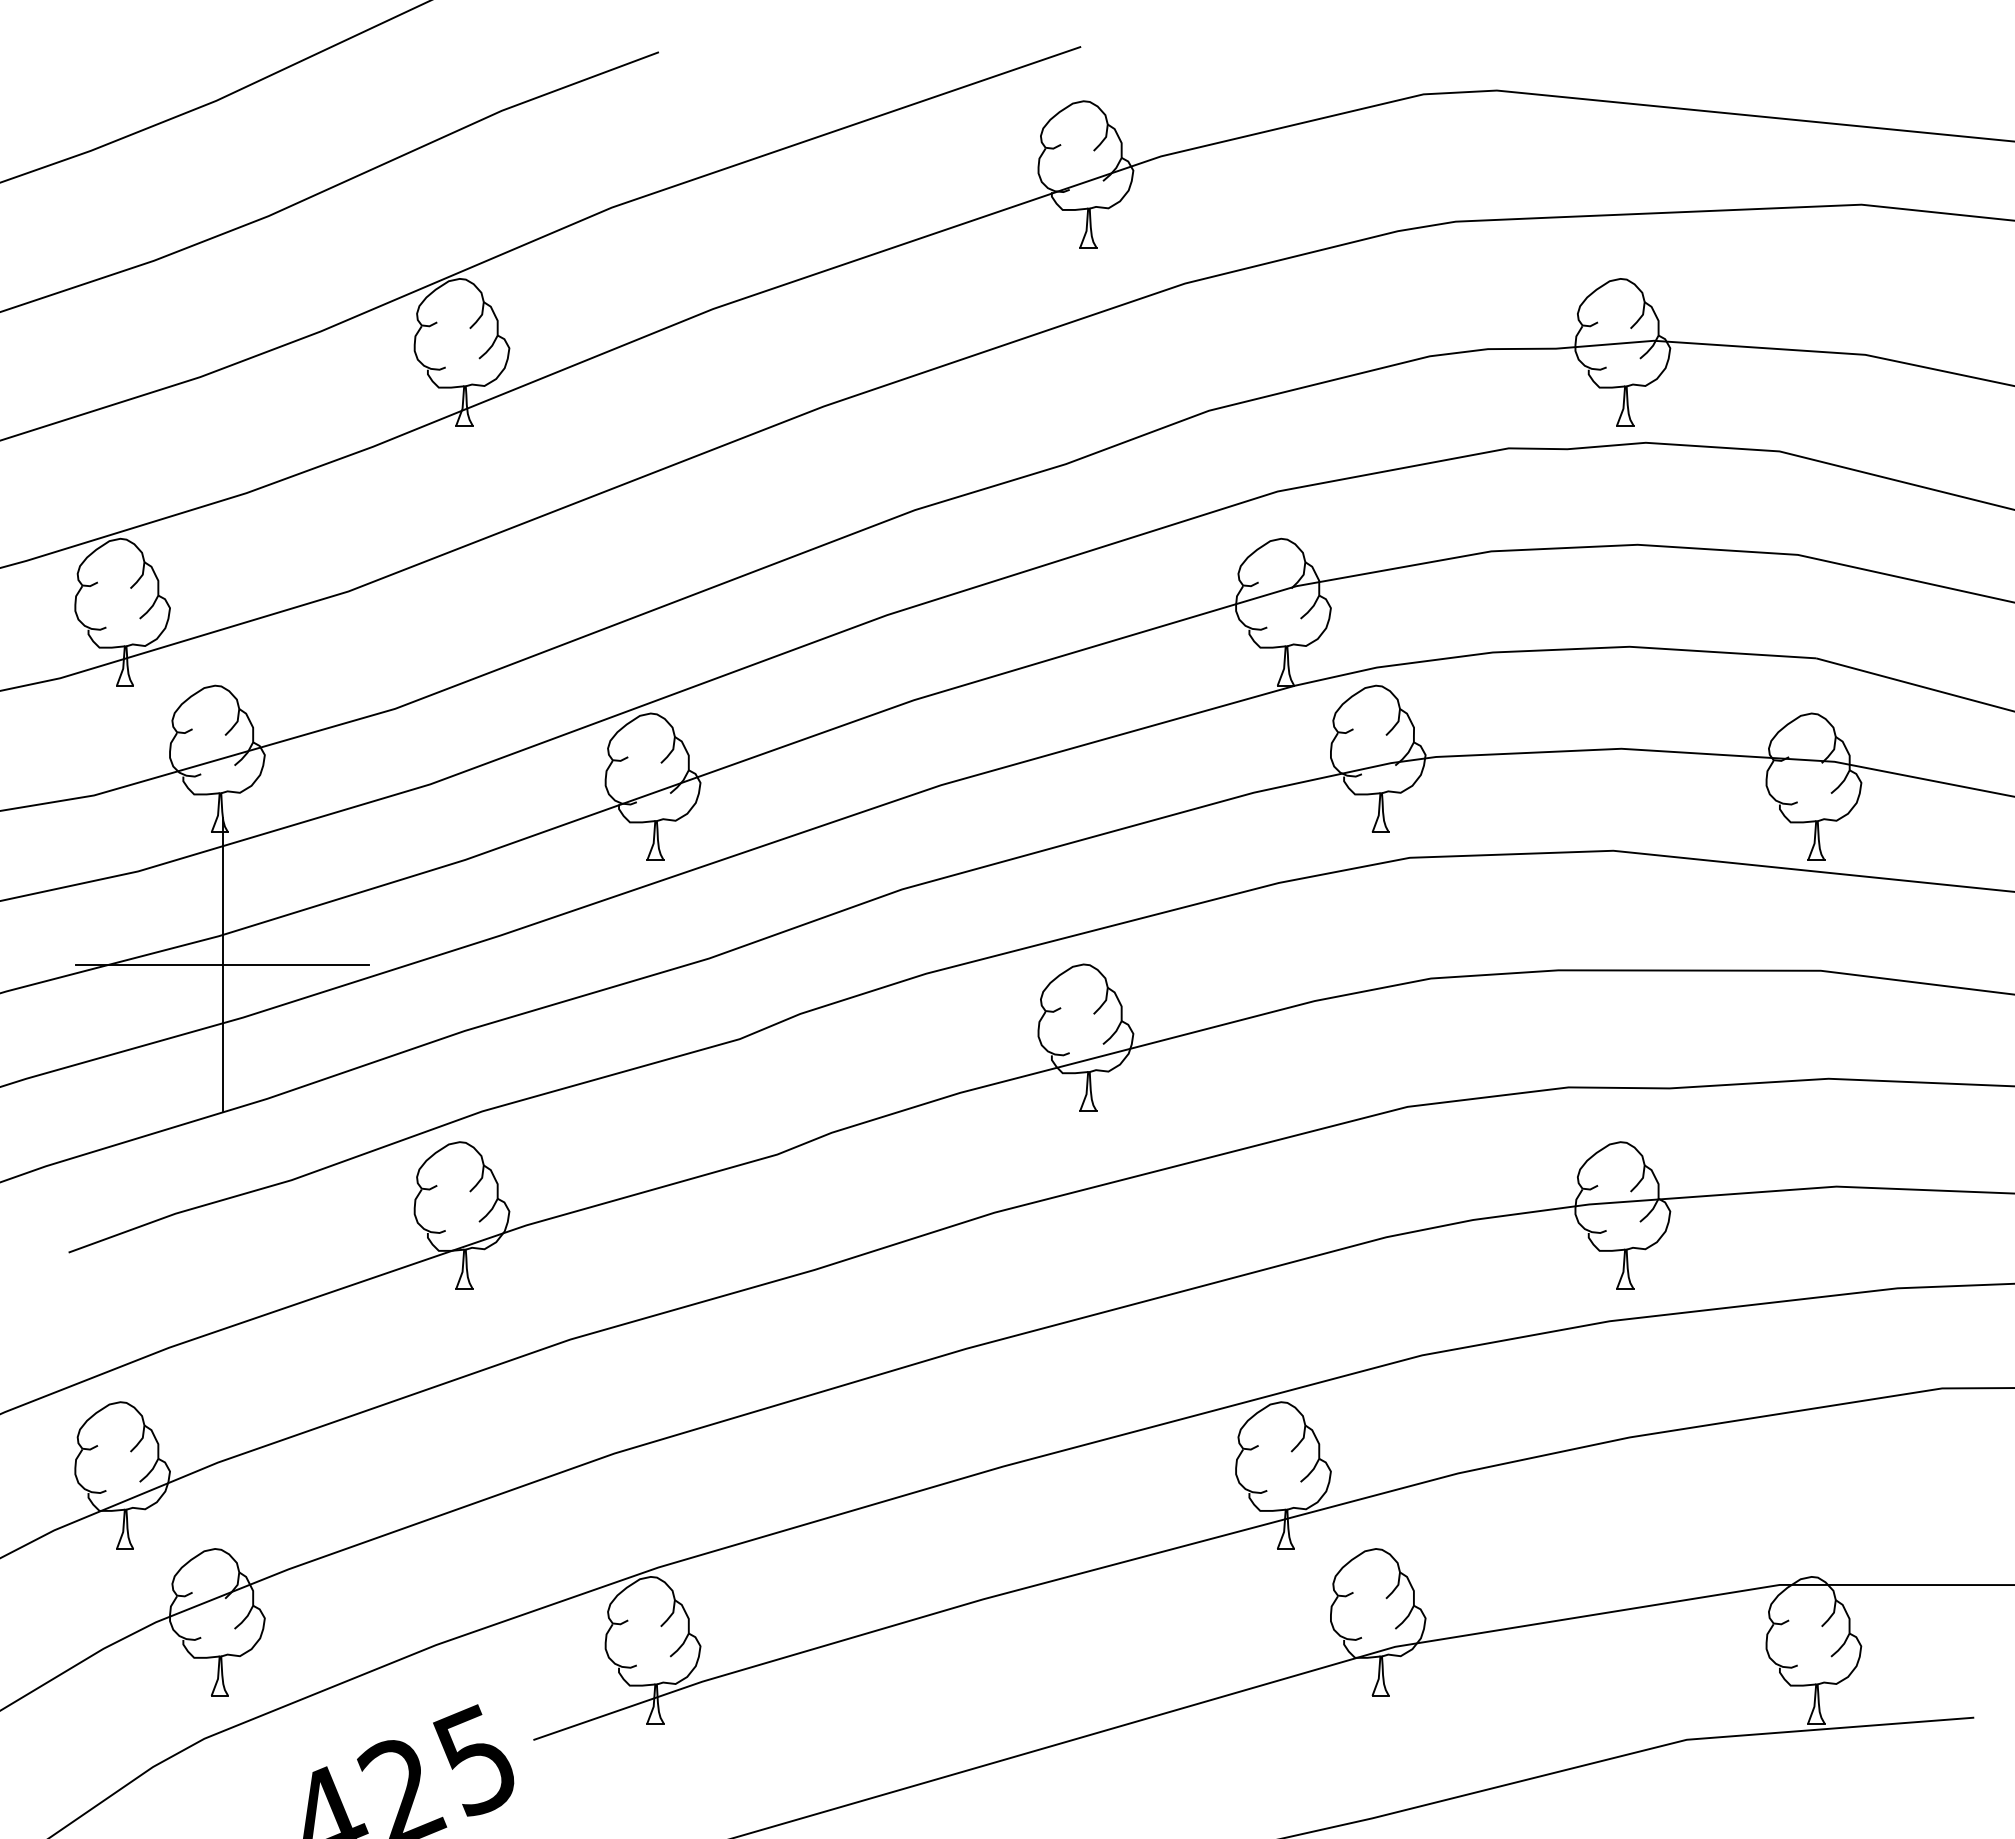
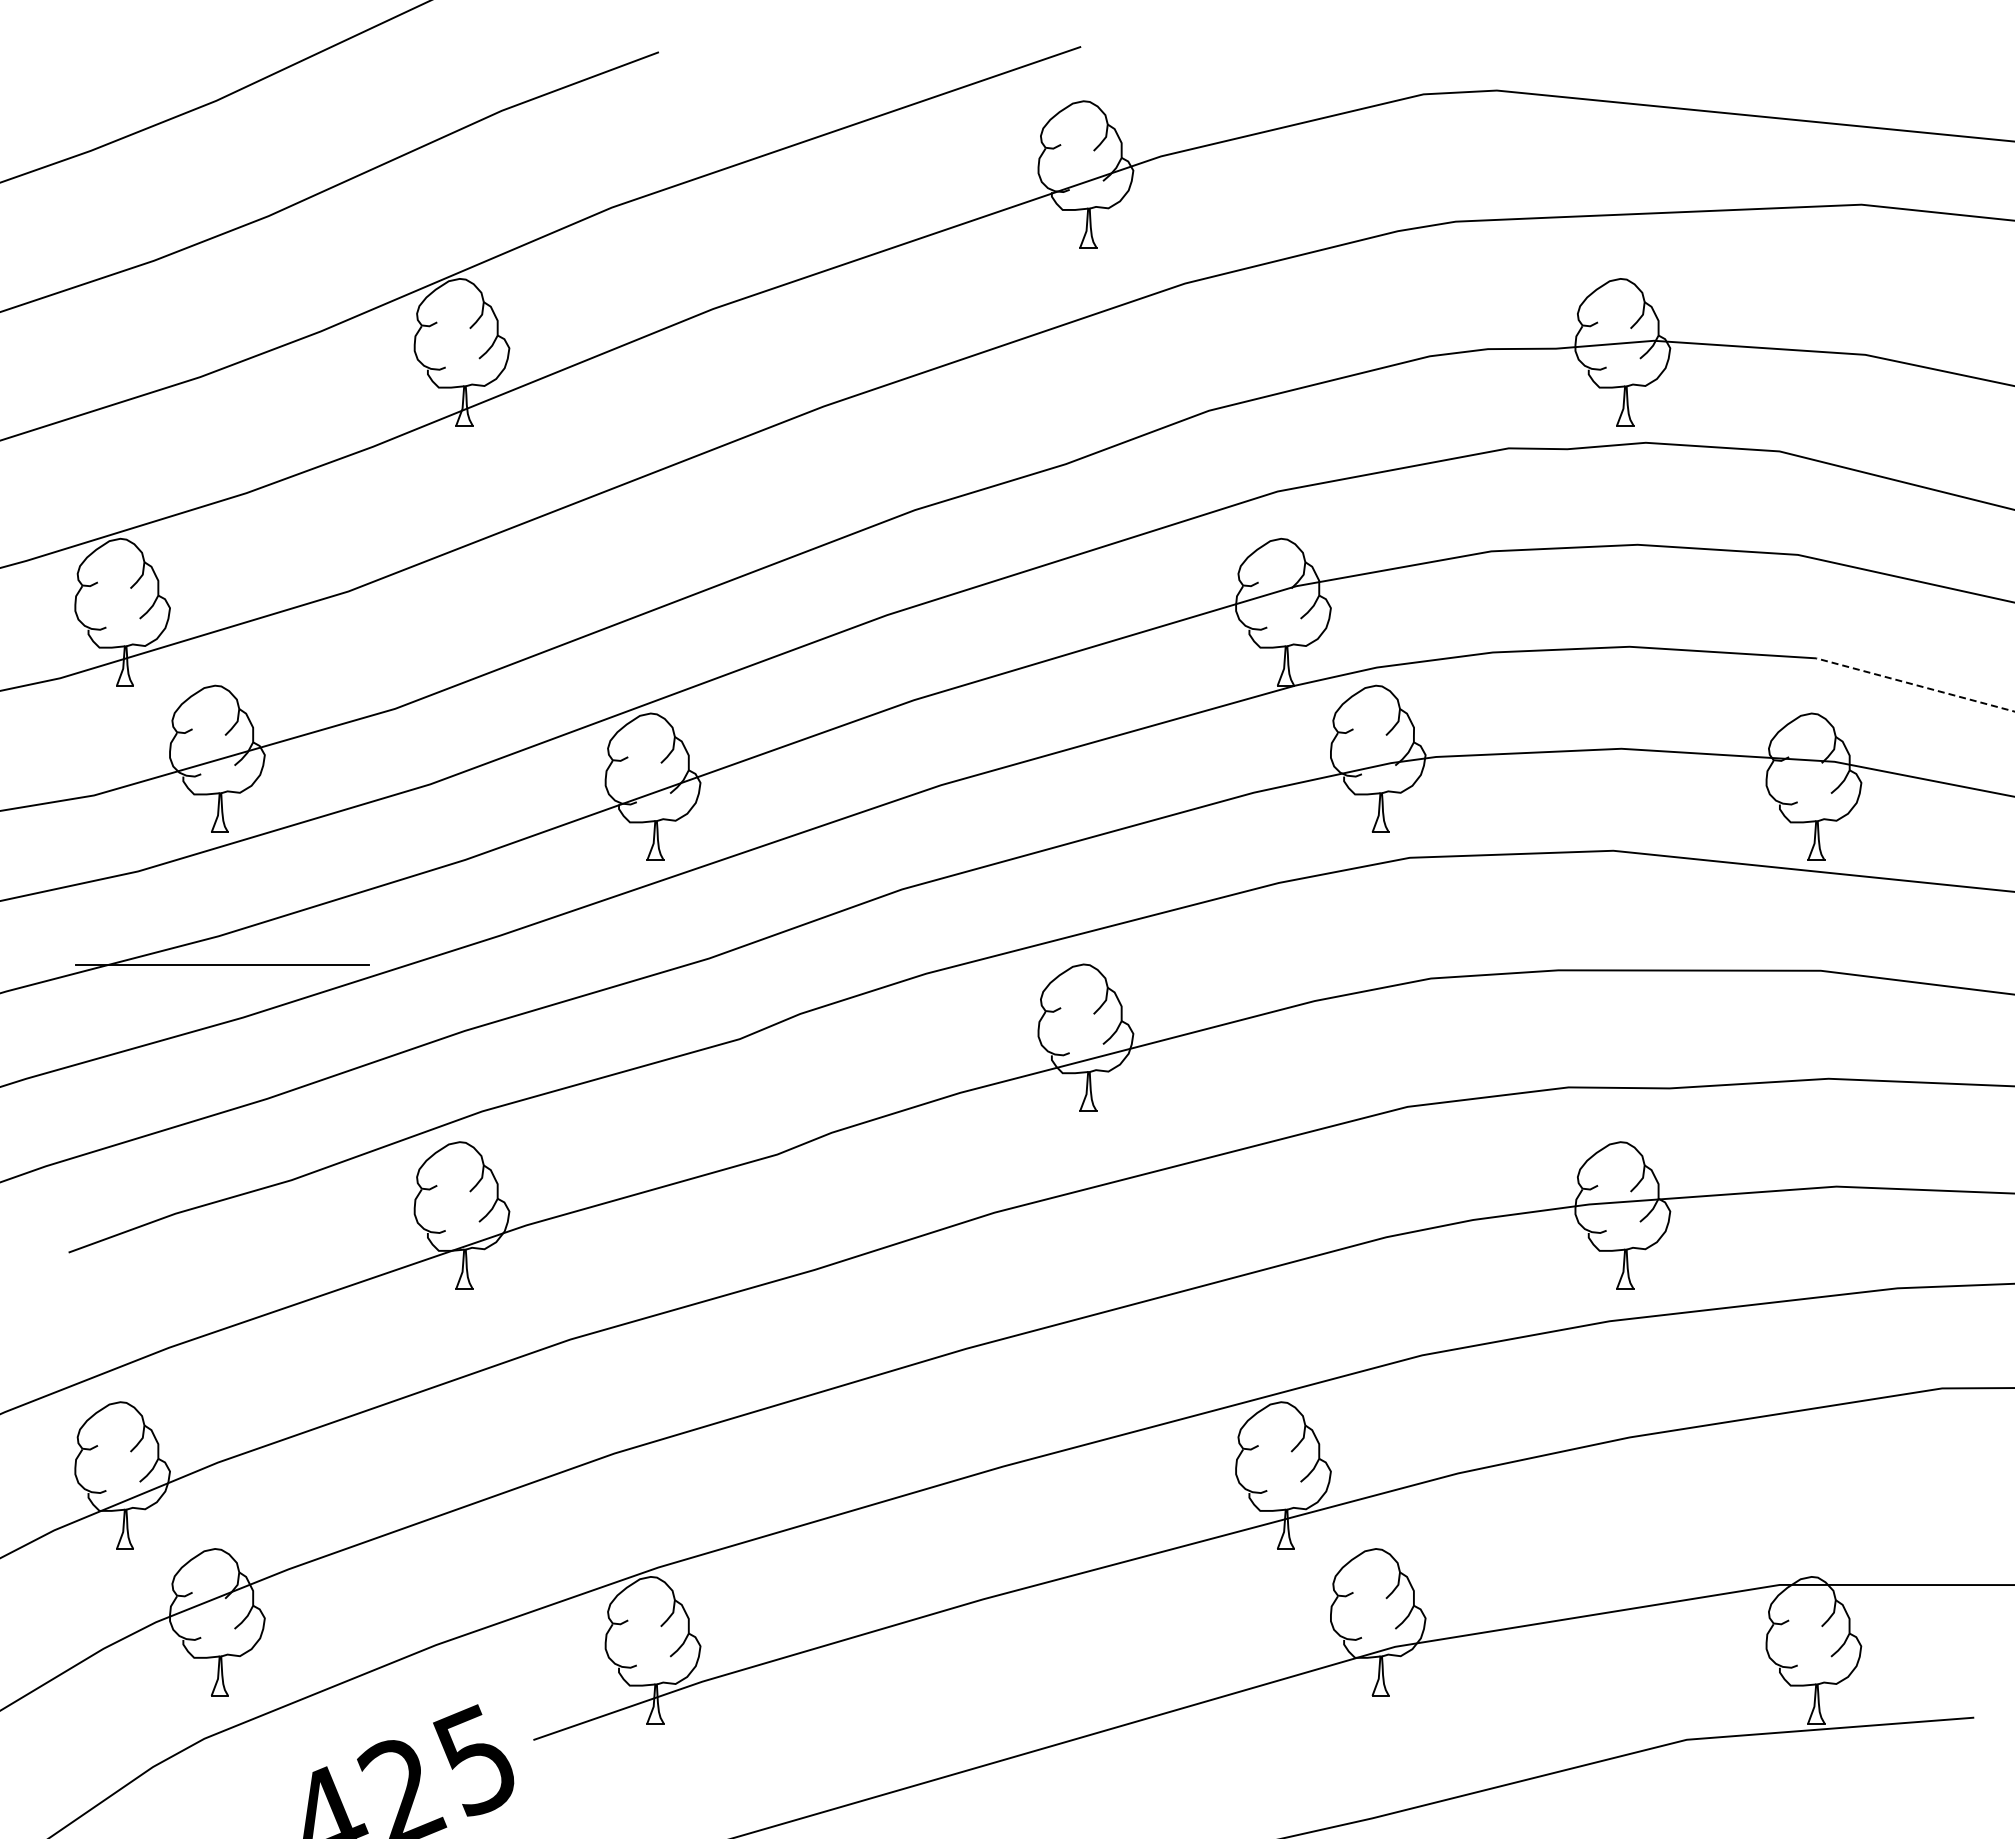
line: solid -> dashed (1915, 684)
line: present -> none (222, 964)
